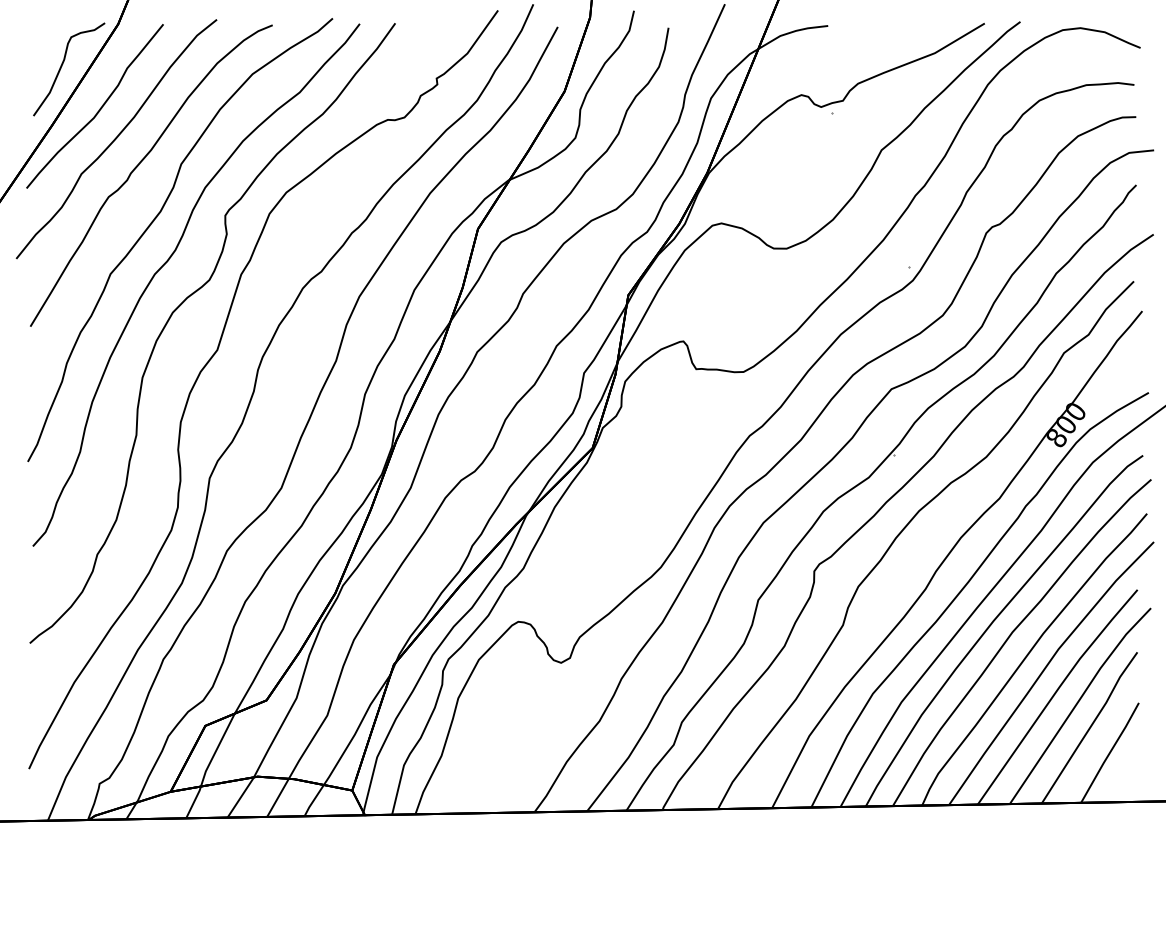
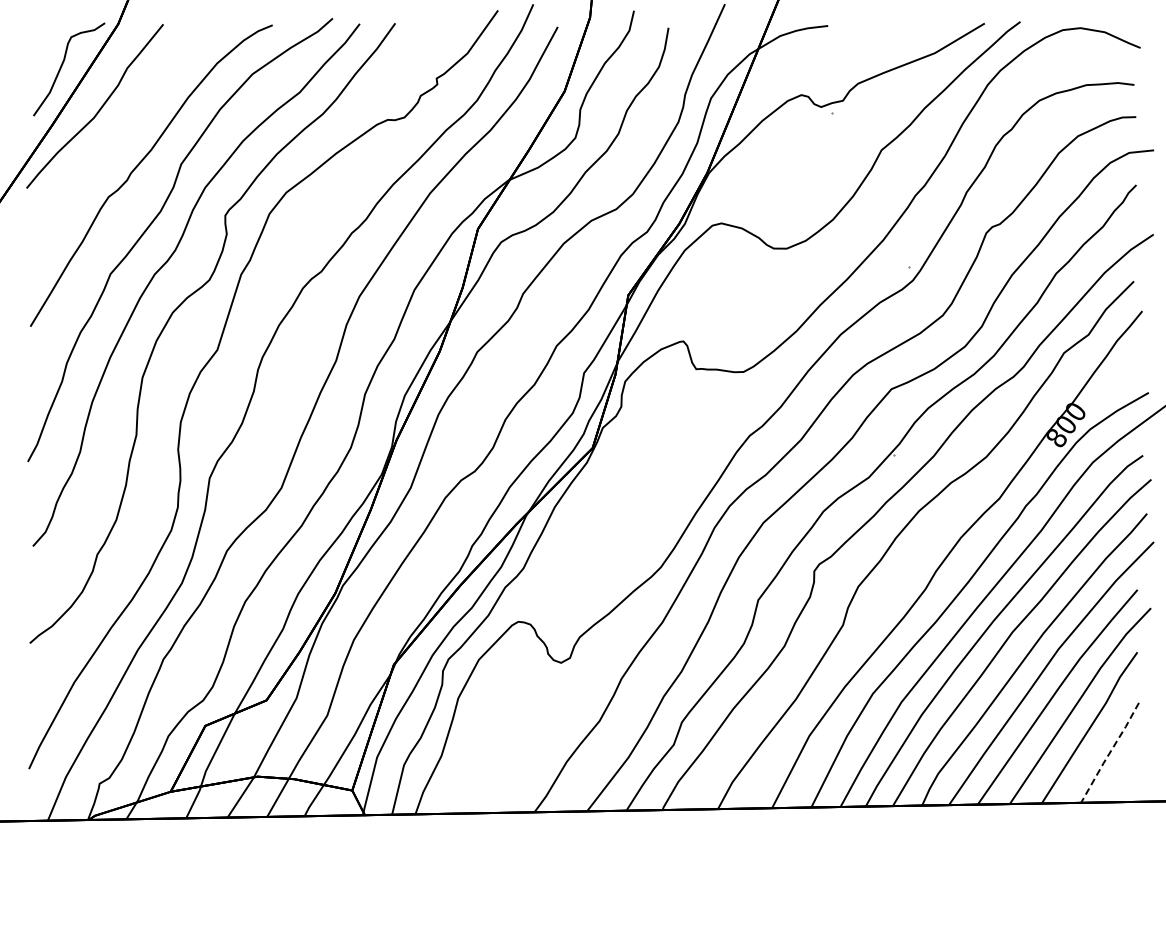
curve: present -> none (116, 139)
line: solid -> dashed (1109, 753)
